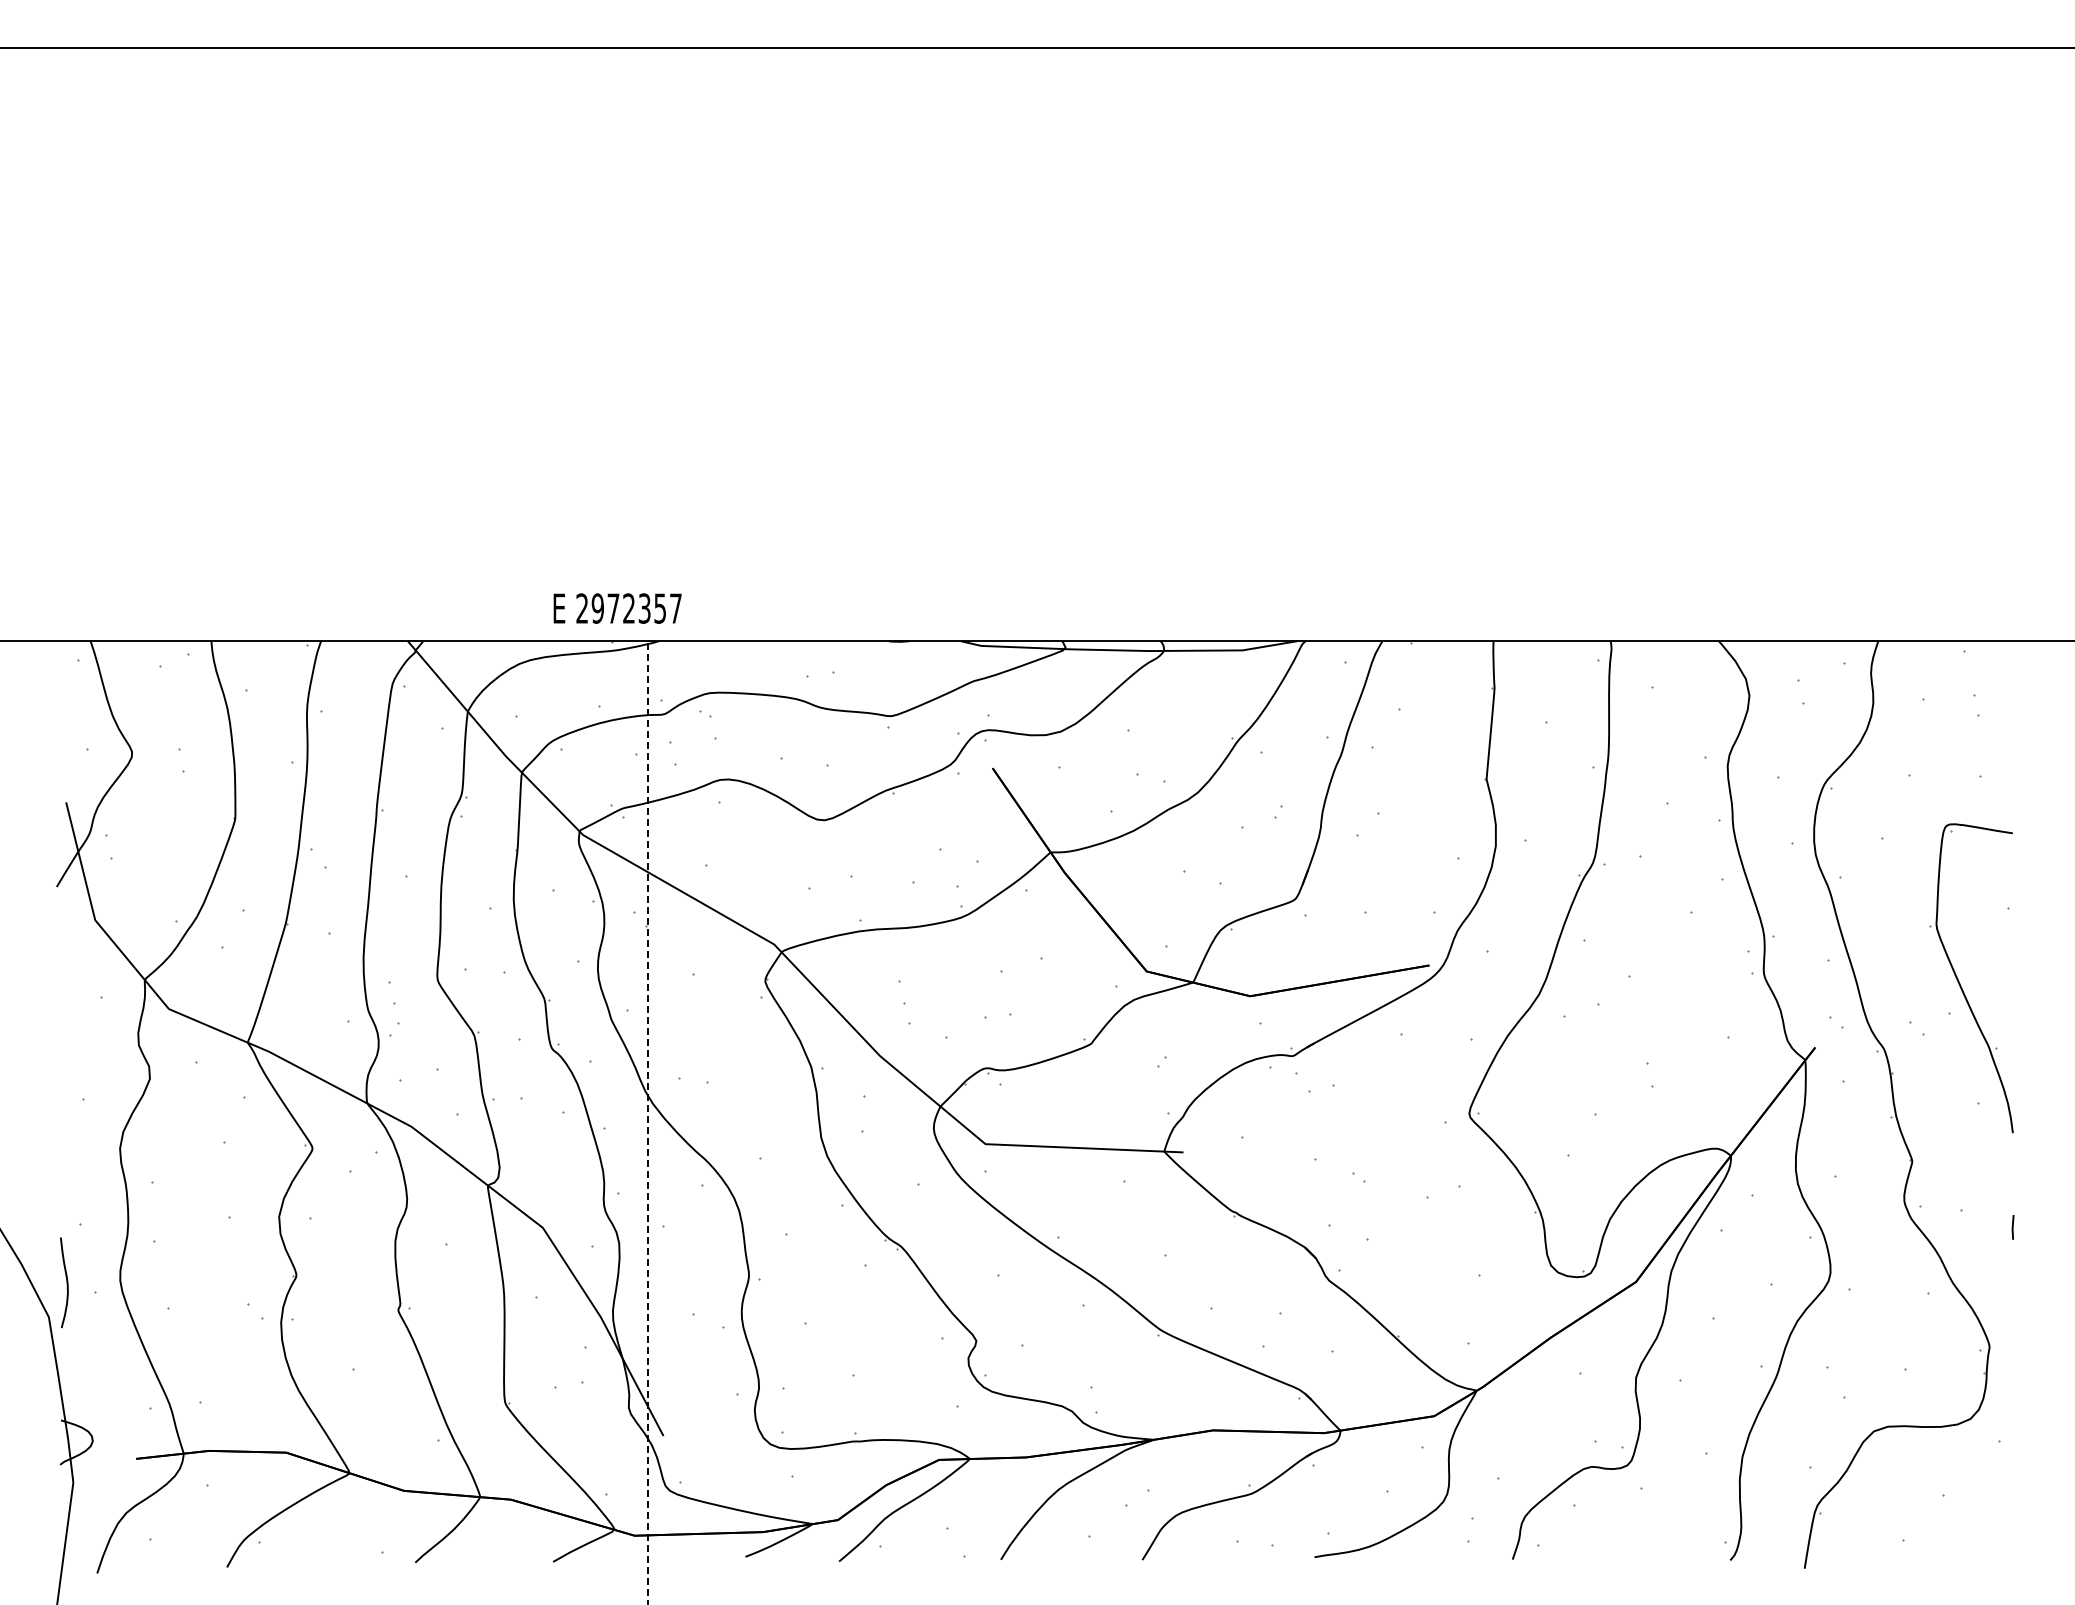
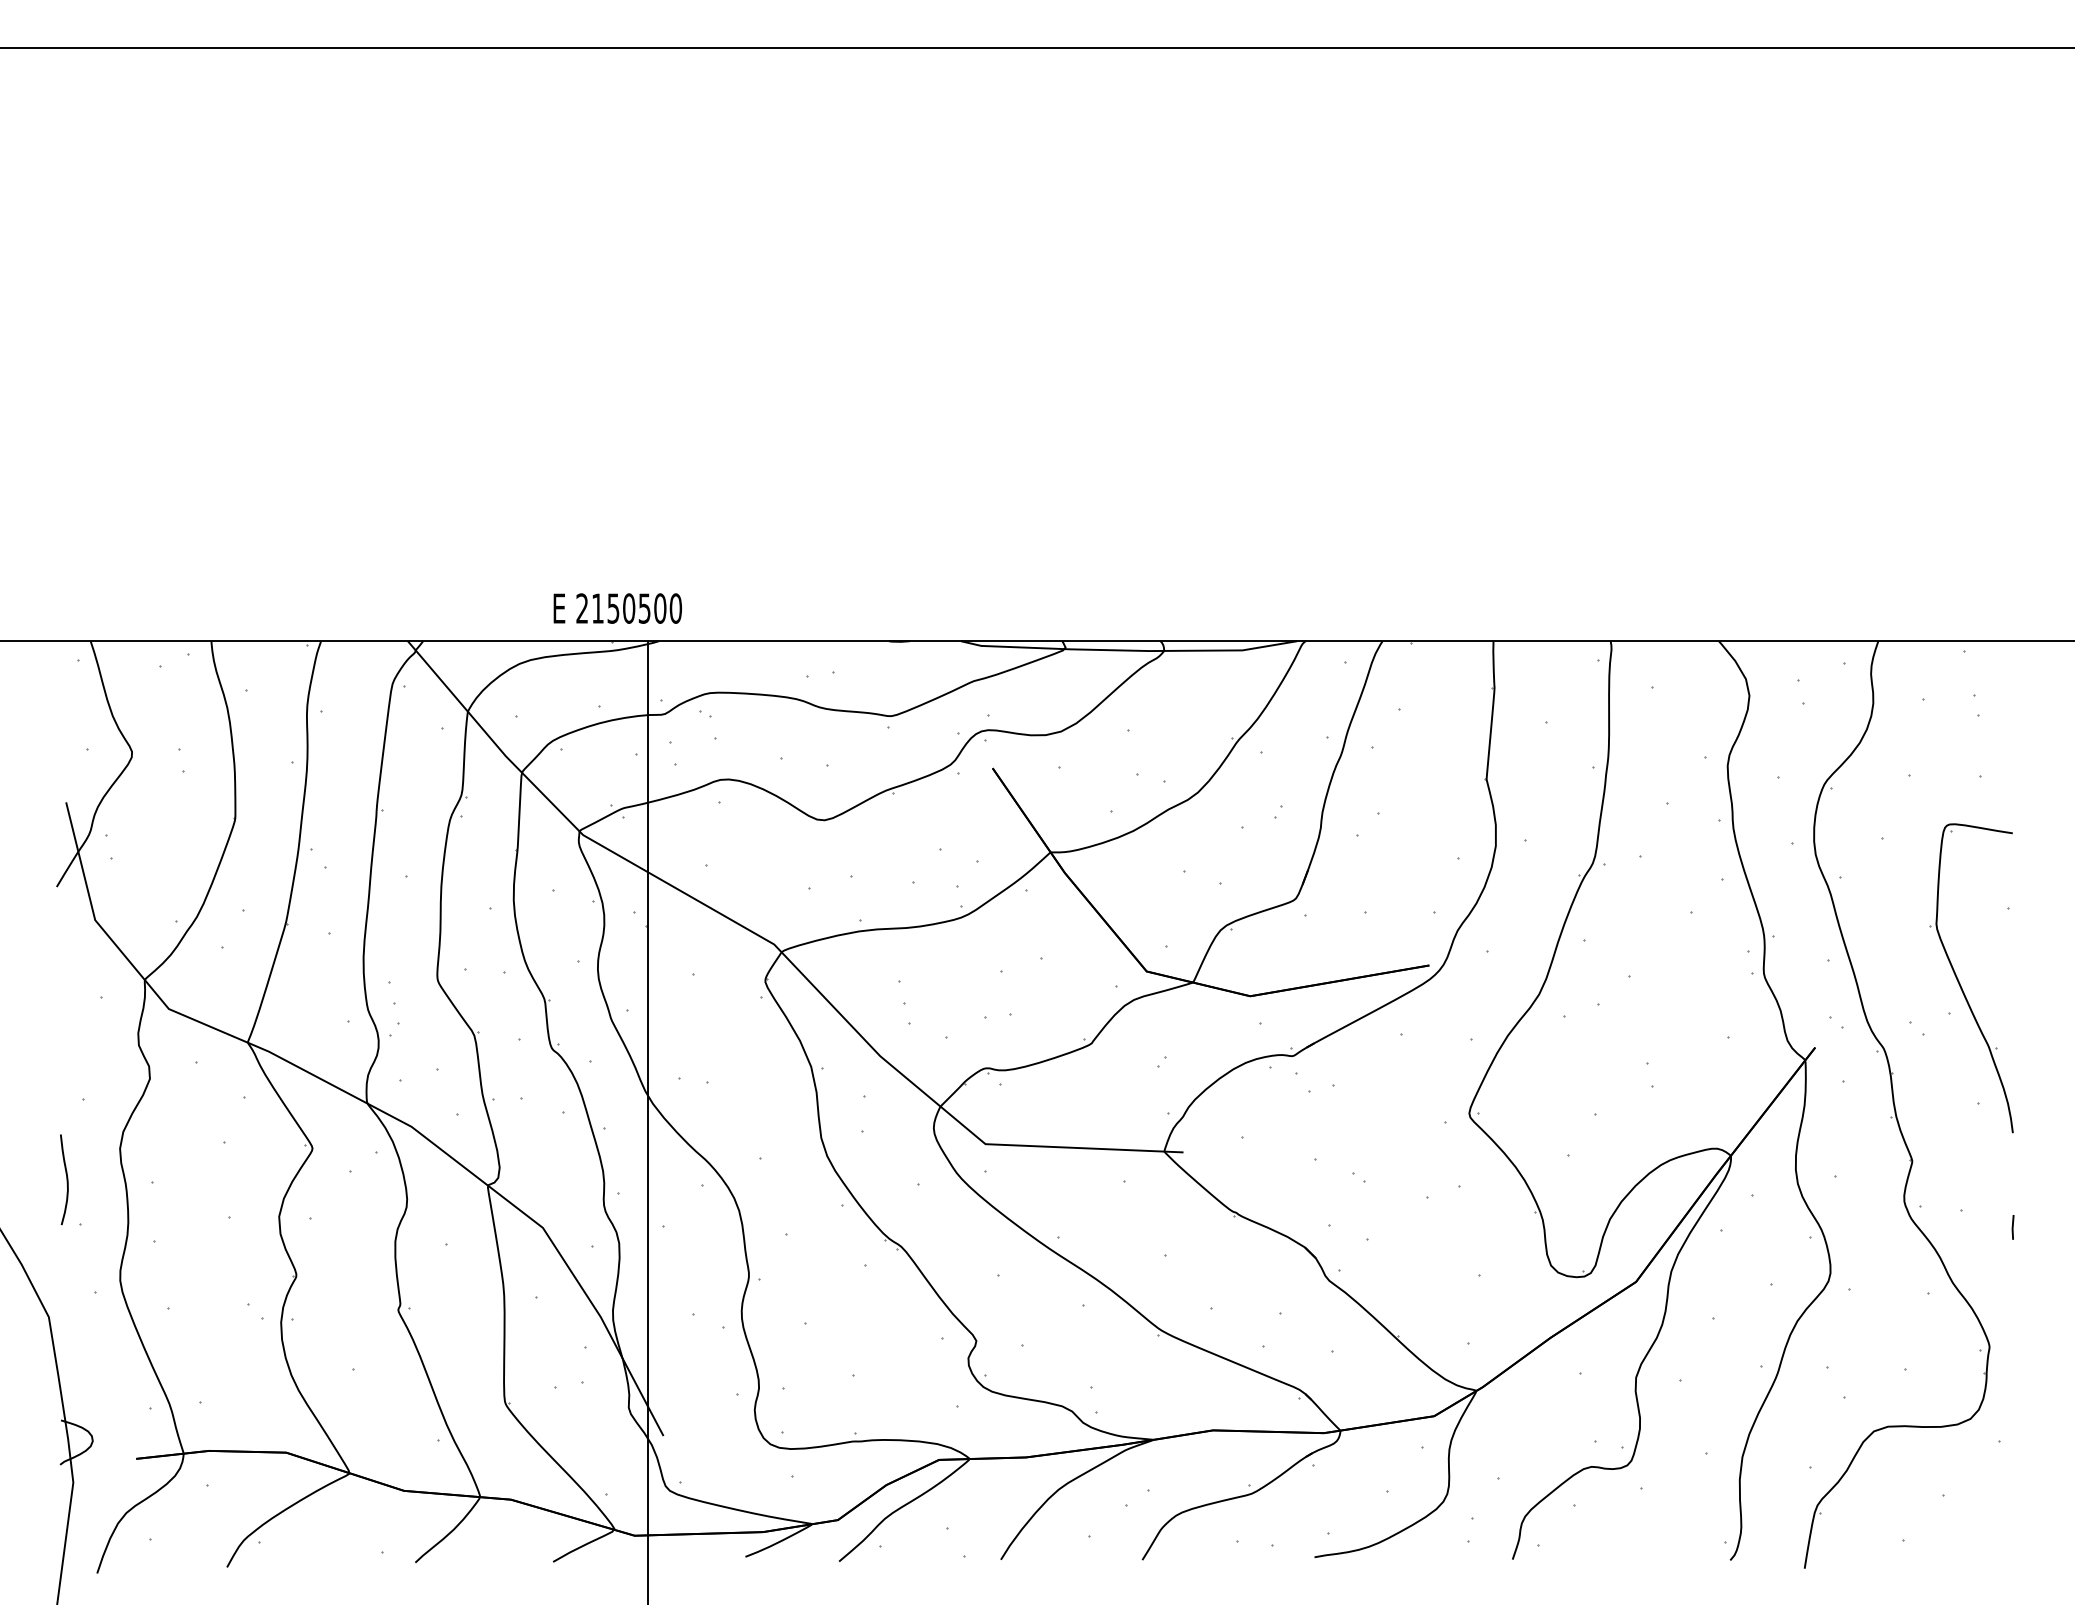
text: 2972357 -> 2150500 (636, 608)
line: dashed -> solid (647, 1123)
curve position: (66, 1282) -> (66, 1179) (66, 1179)
